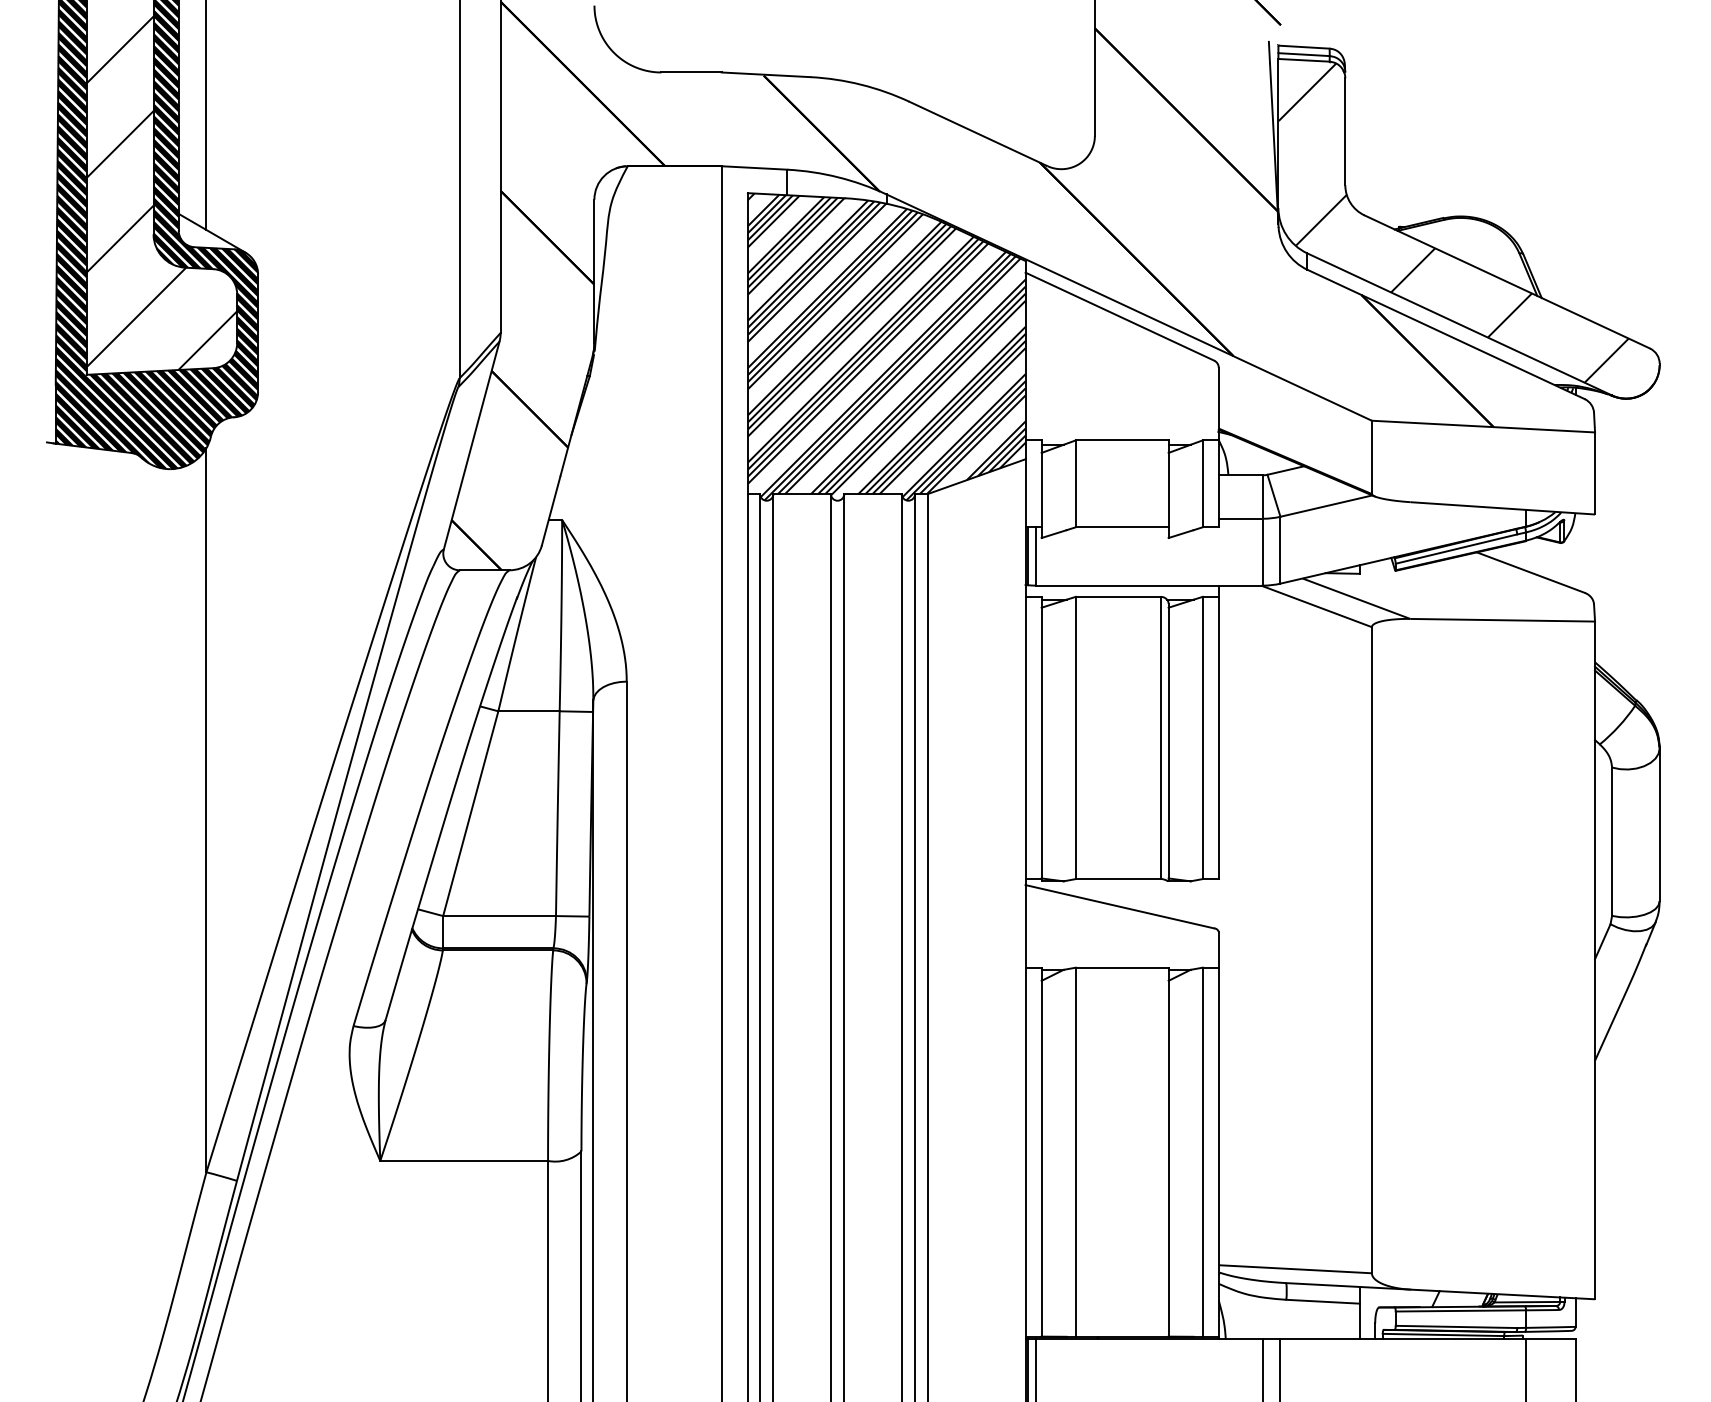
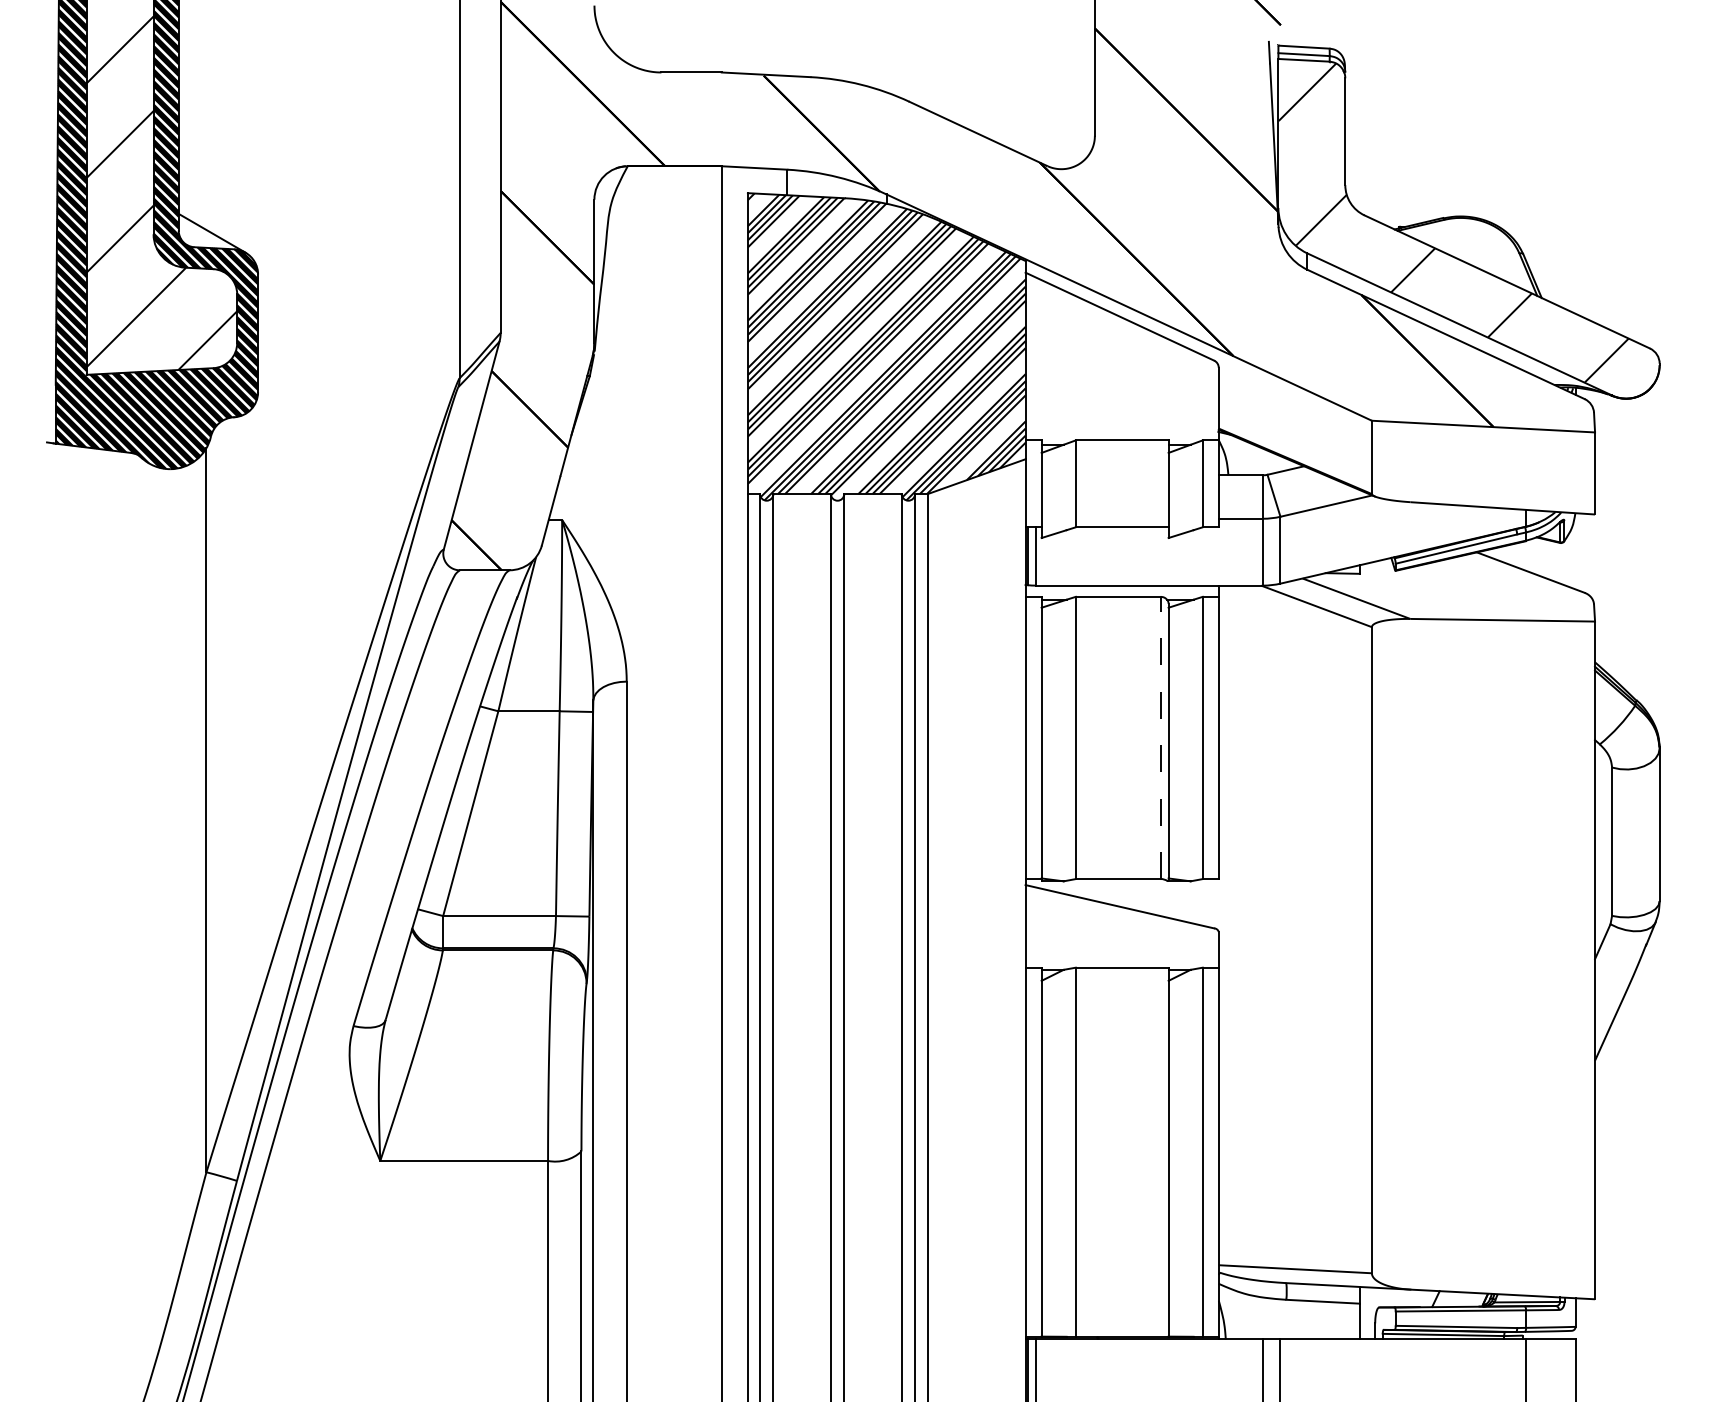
line: present -> none (206, 116)
line: solid -> dashed (1160, 737)
